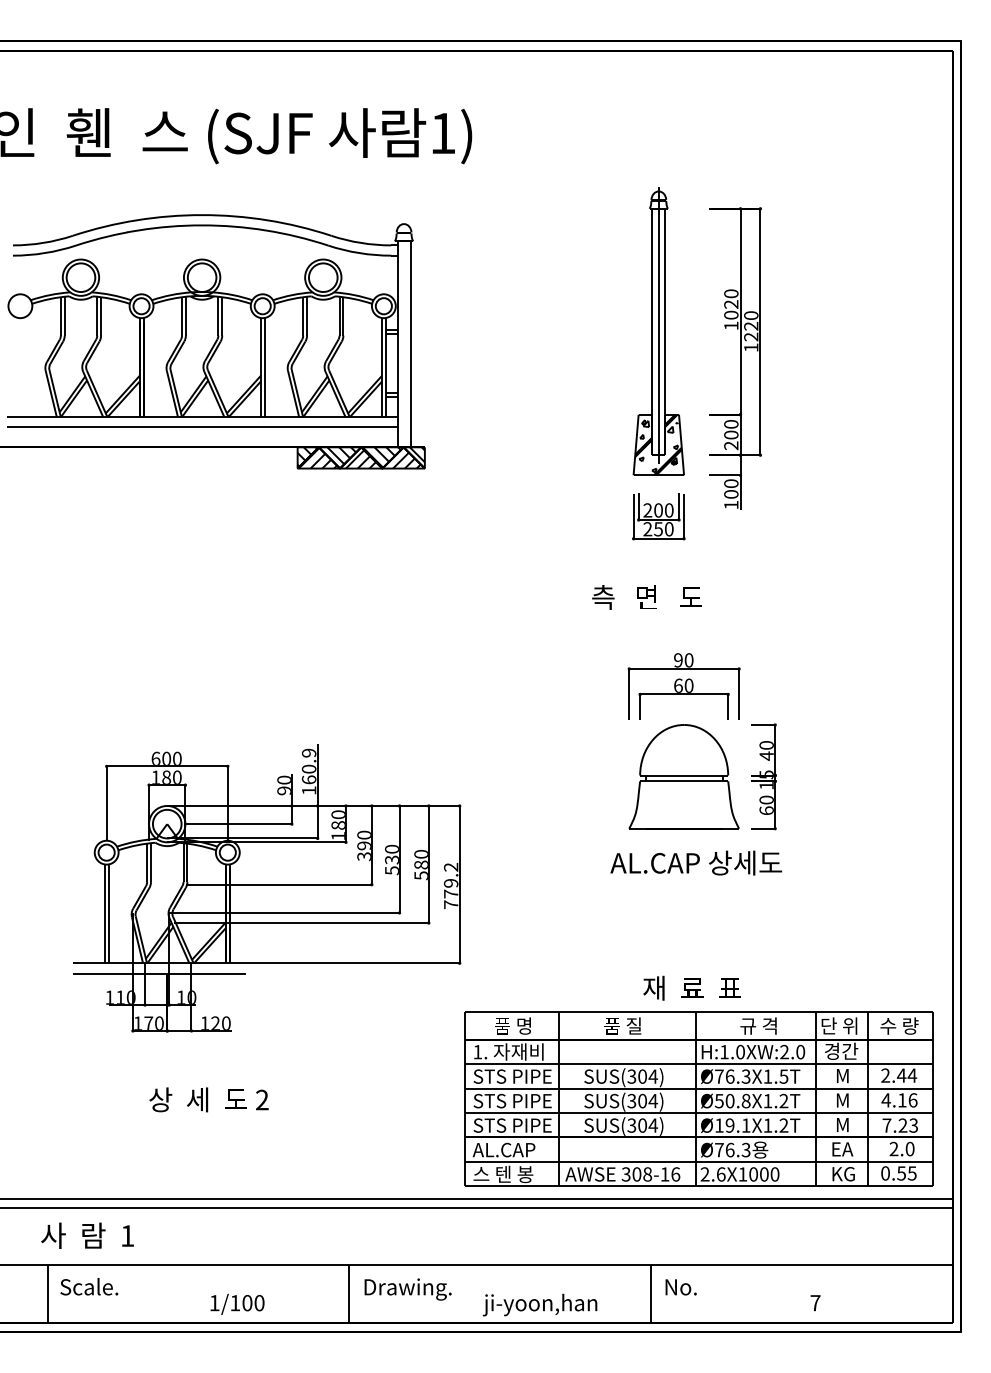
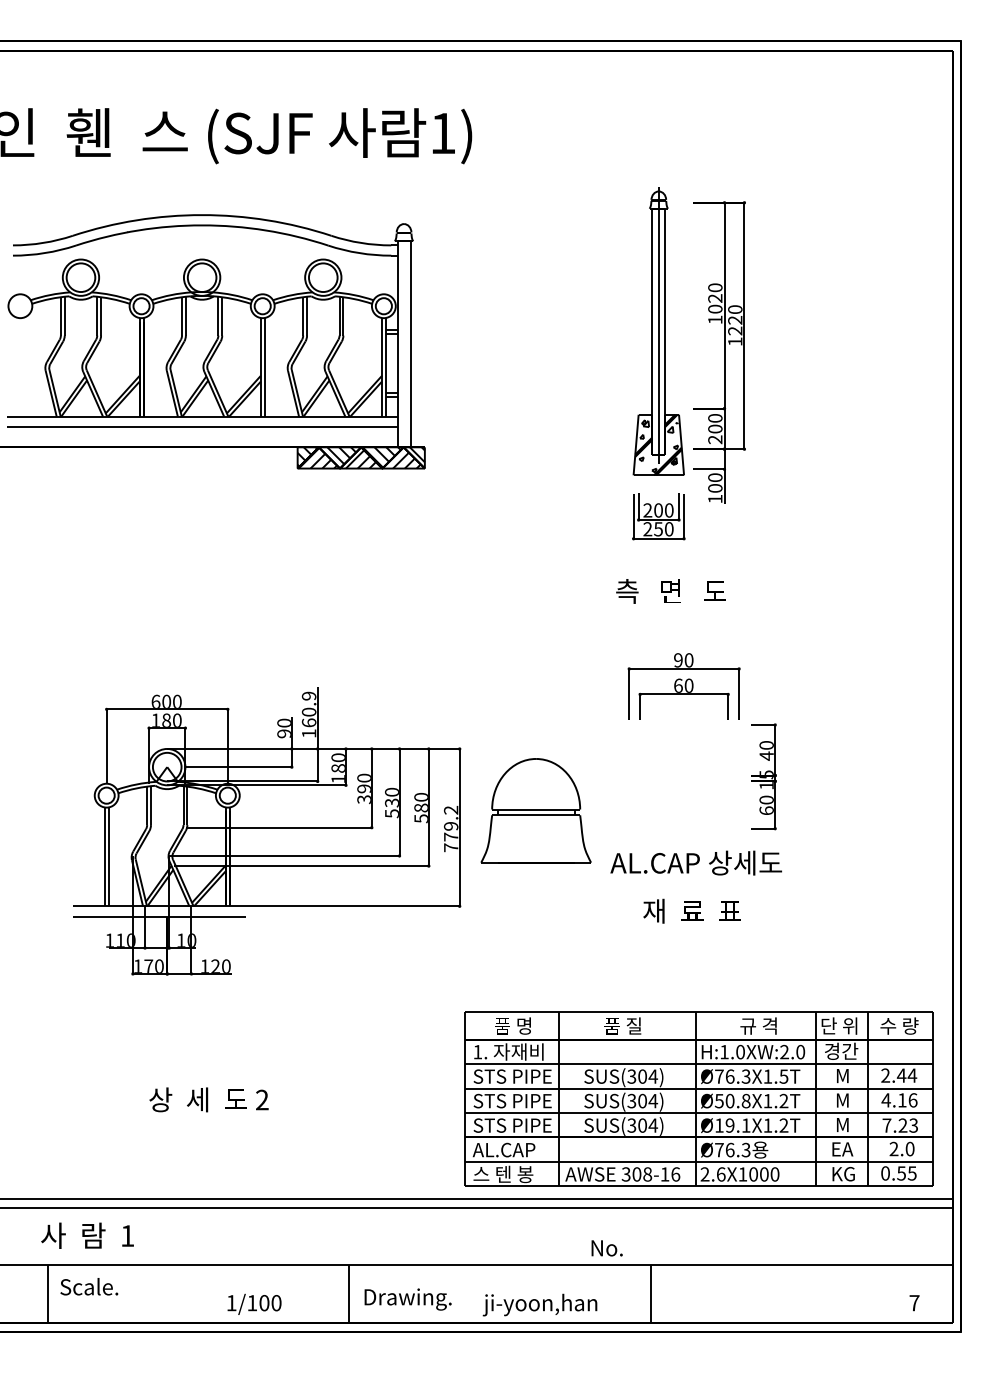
part position: (735, 358) -> (719, 352) (719, 352)
text position: (646, 597) -> (670, 591) (670, 591)
part position: (683, 776) -> (535, 810) (535, 810)
part position: (267, 888) -> (267, 831) (267, 831)
text position: (691, 987) -> (691, 910) (691, 910)
text position: (680, 1287) -> (606, 1248) (606, 1248)
text position: (407, 1289) -> (407, 1299) (407, 1299)
text position: (237, 1303) -> (254, 1303) (254, 1303)
text position: (815, 1303) -> (914, 1303) (914, 1303)
